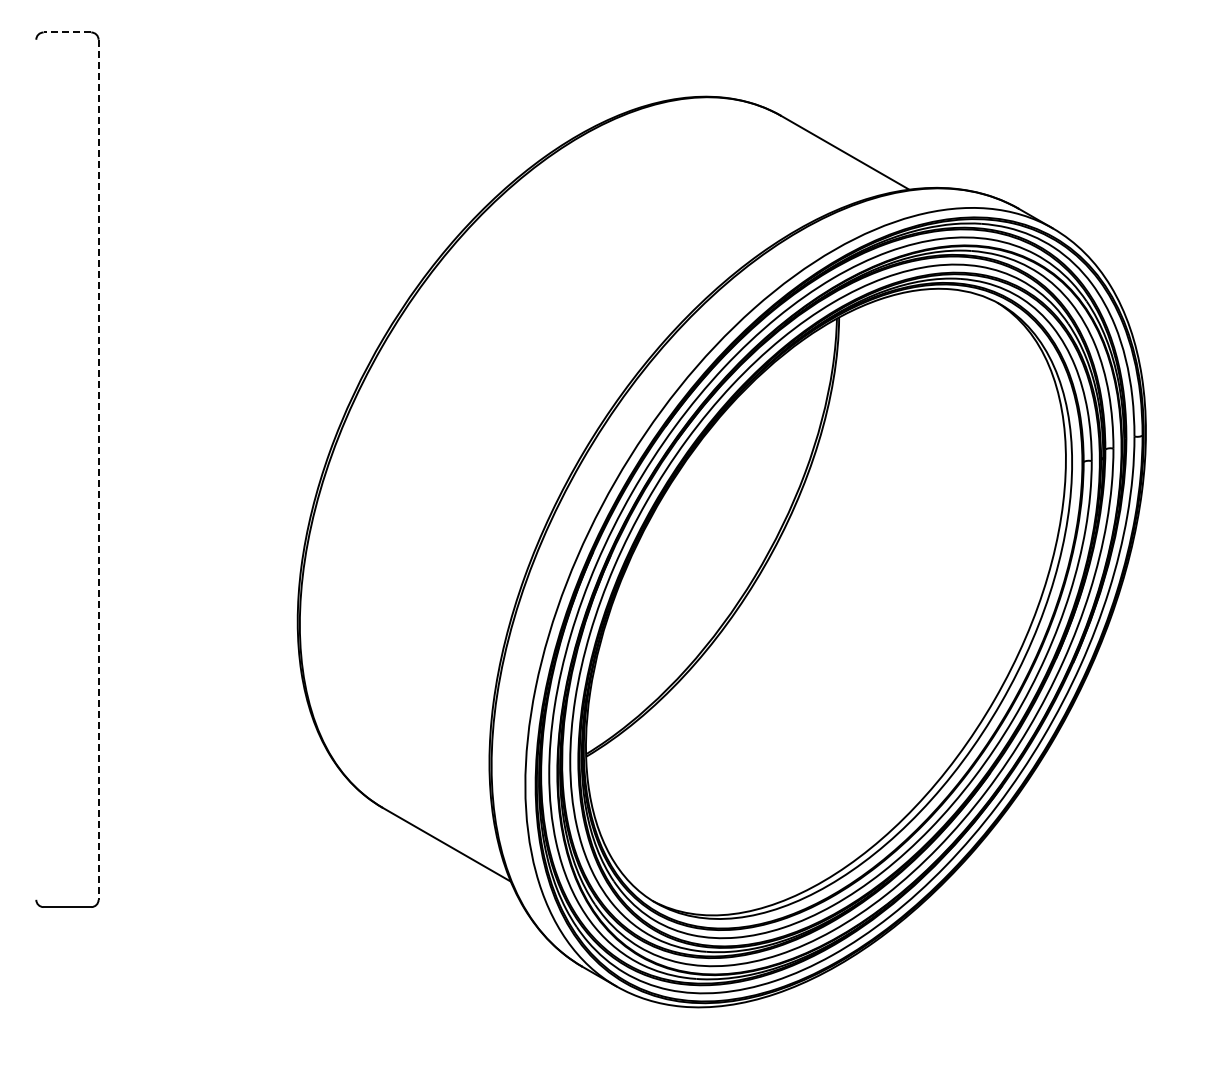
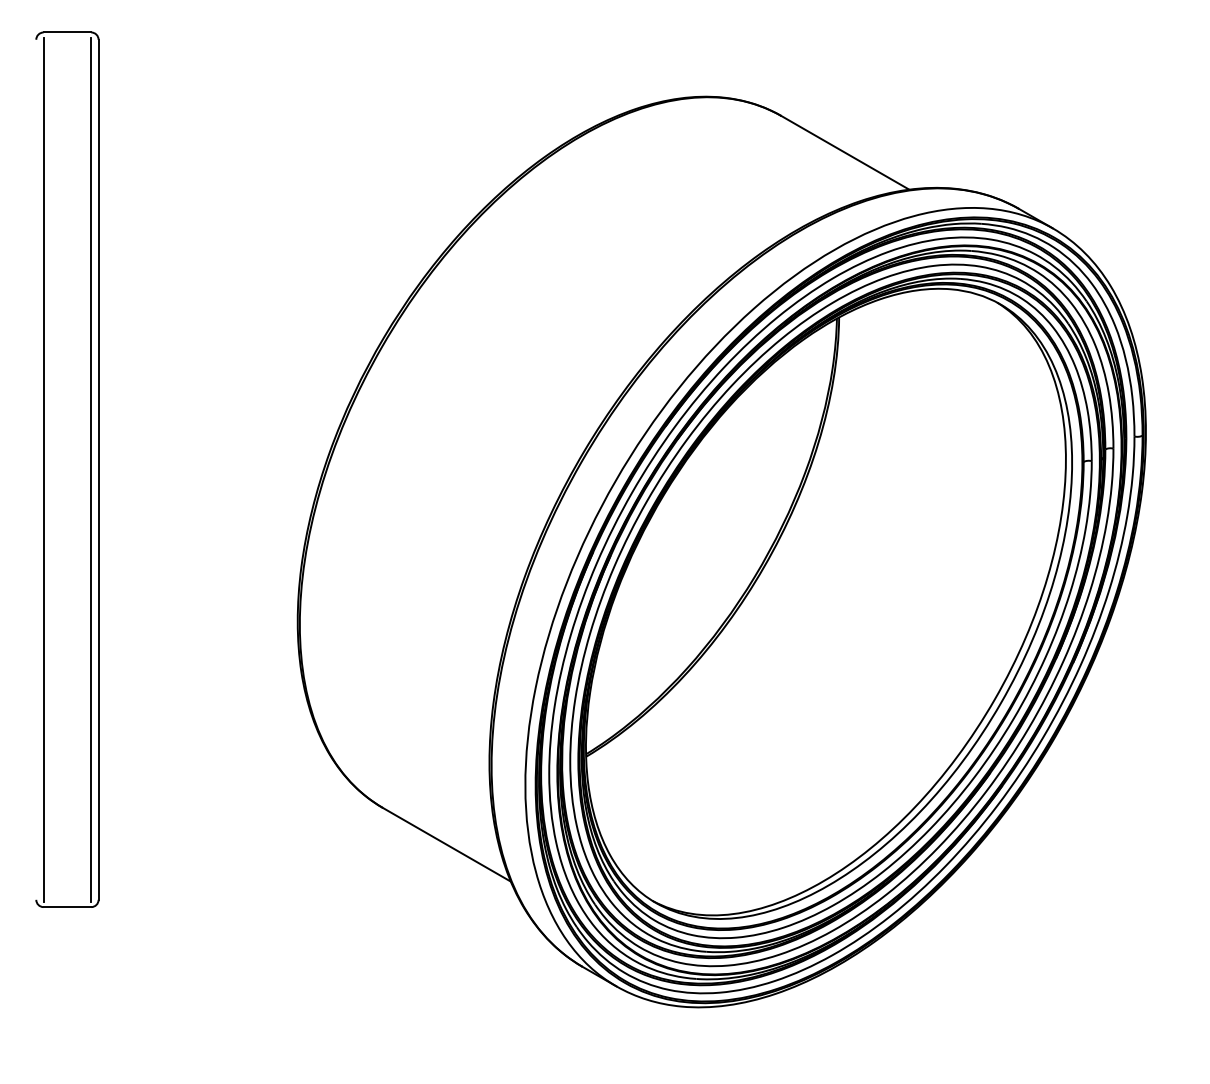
line: dashed -> solid (67, 32)
line: none -> present (43, 469)
line: none -> present (91, 469)
line: dashed -> solid (98, 470)
